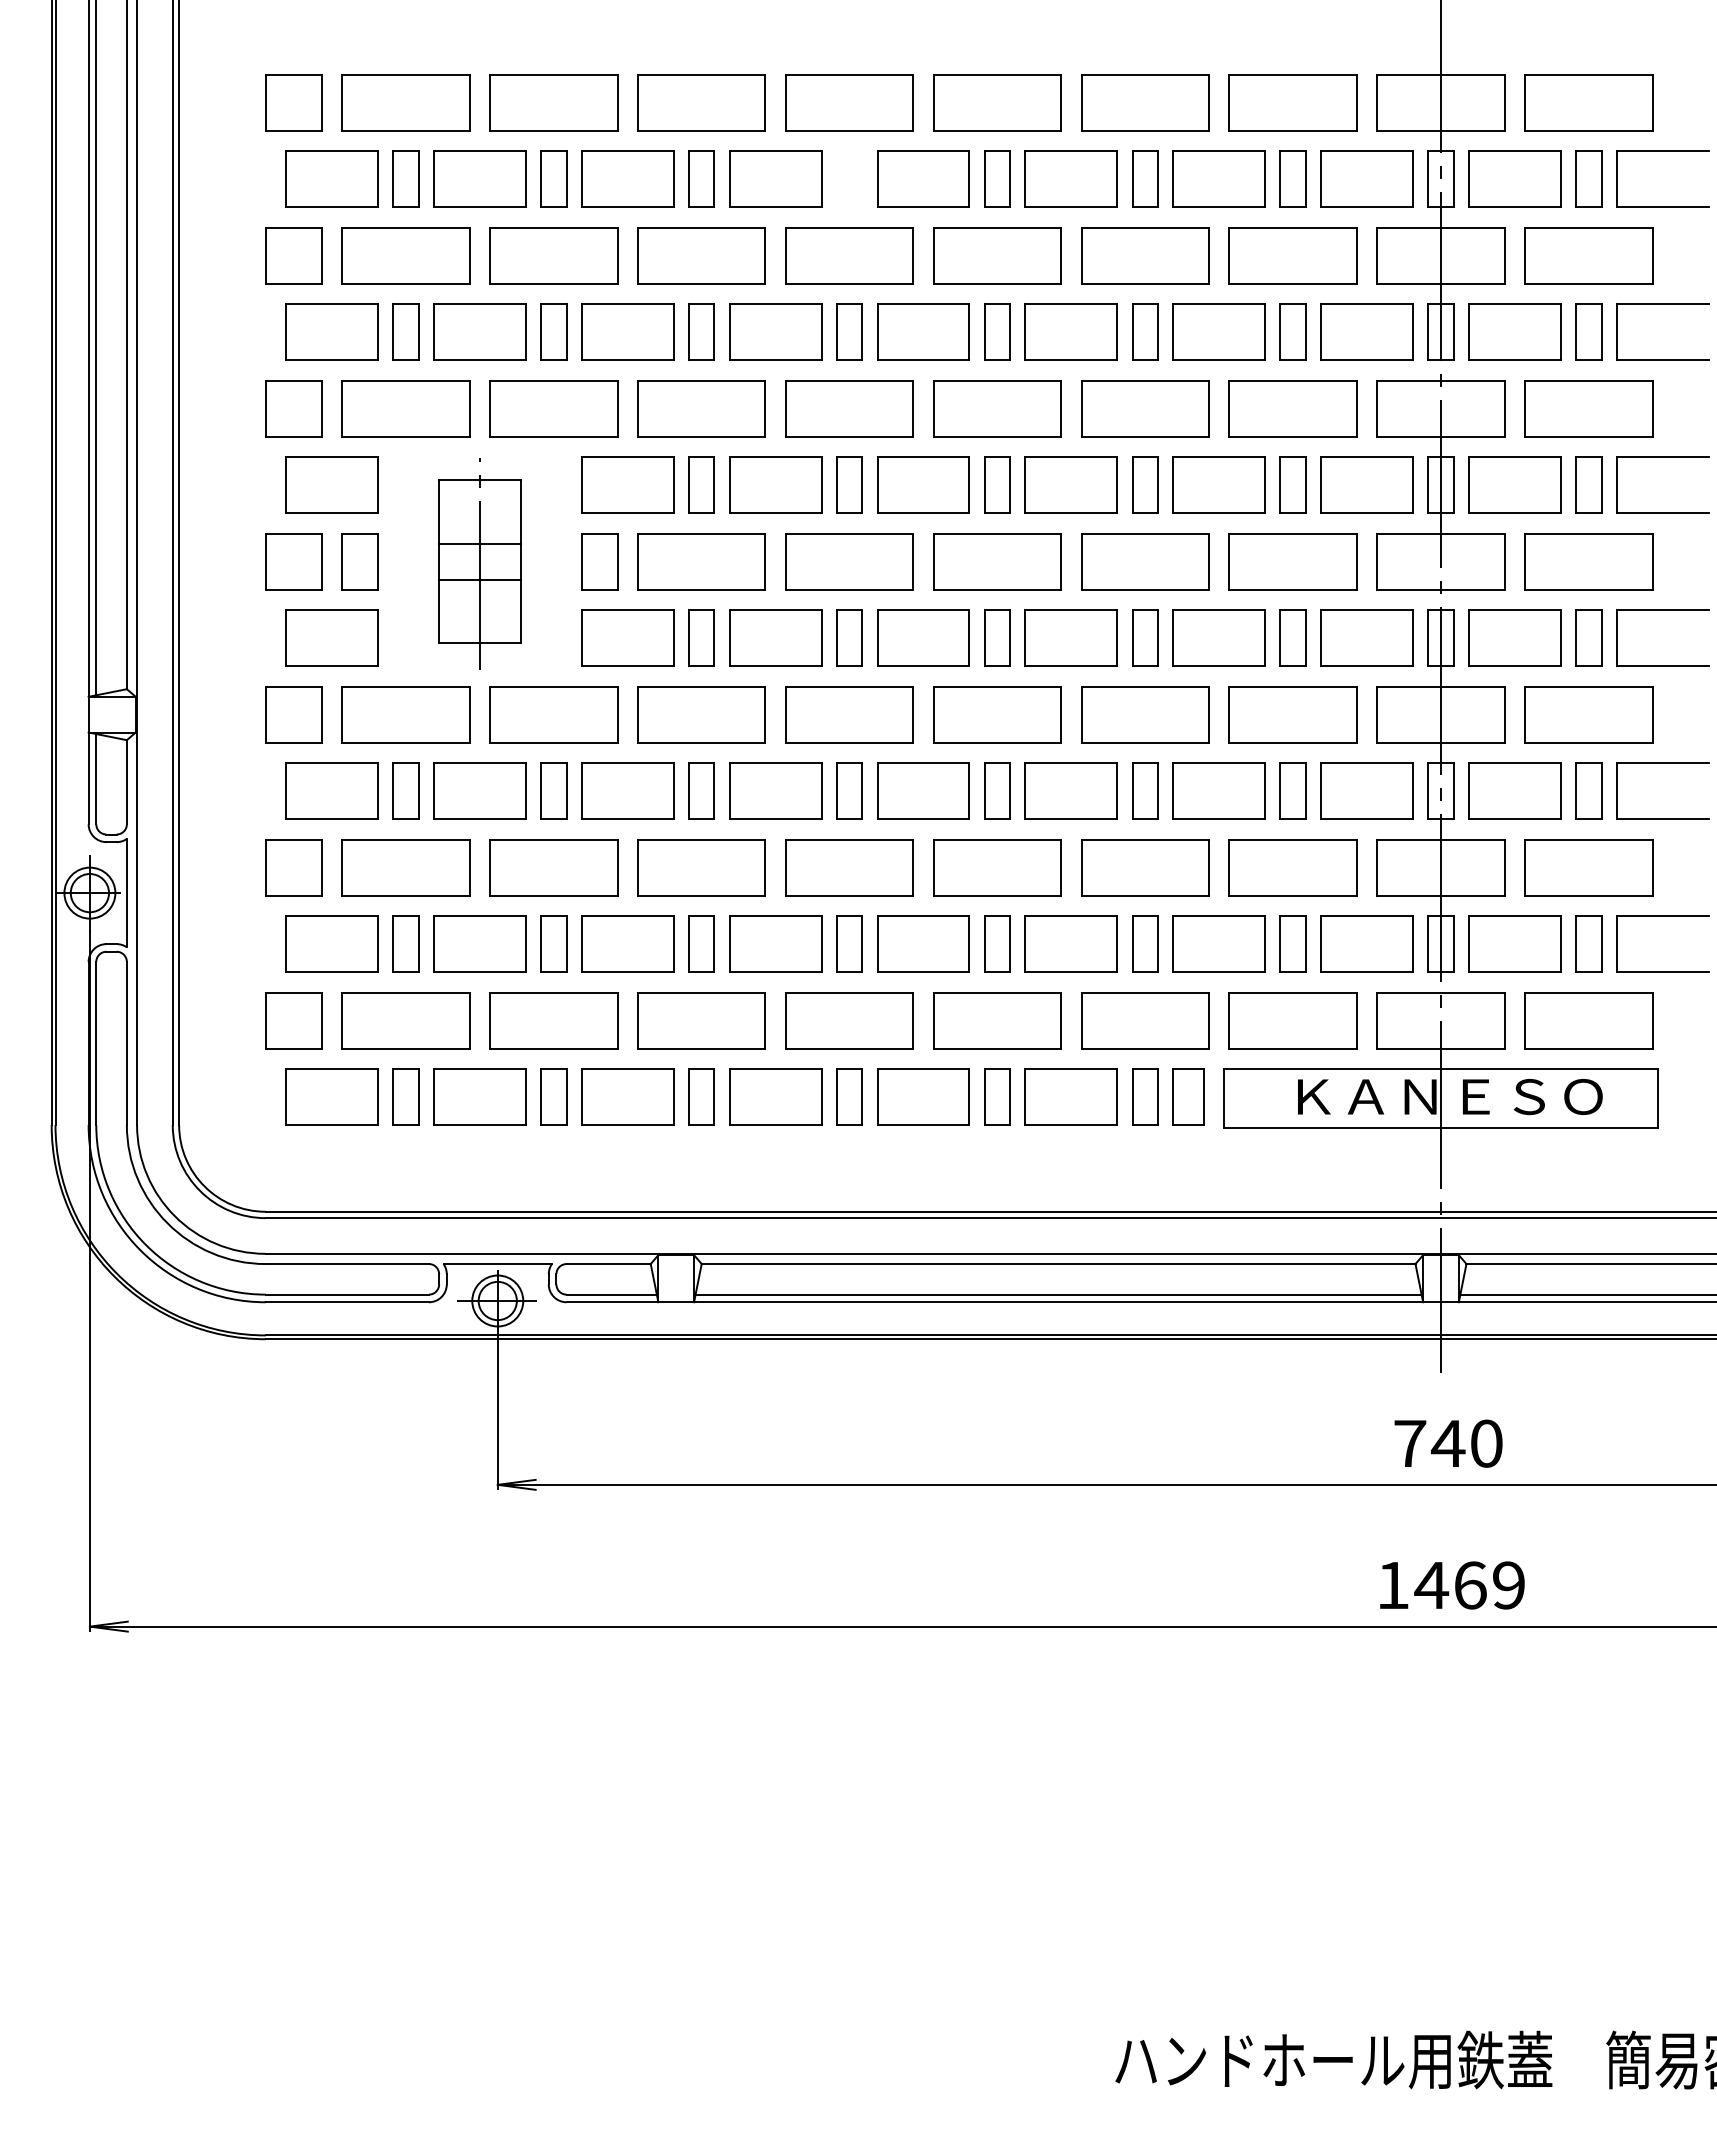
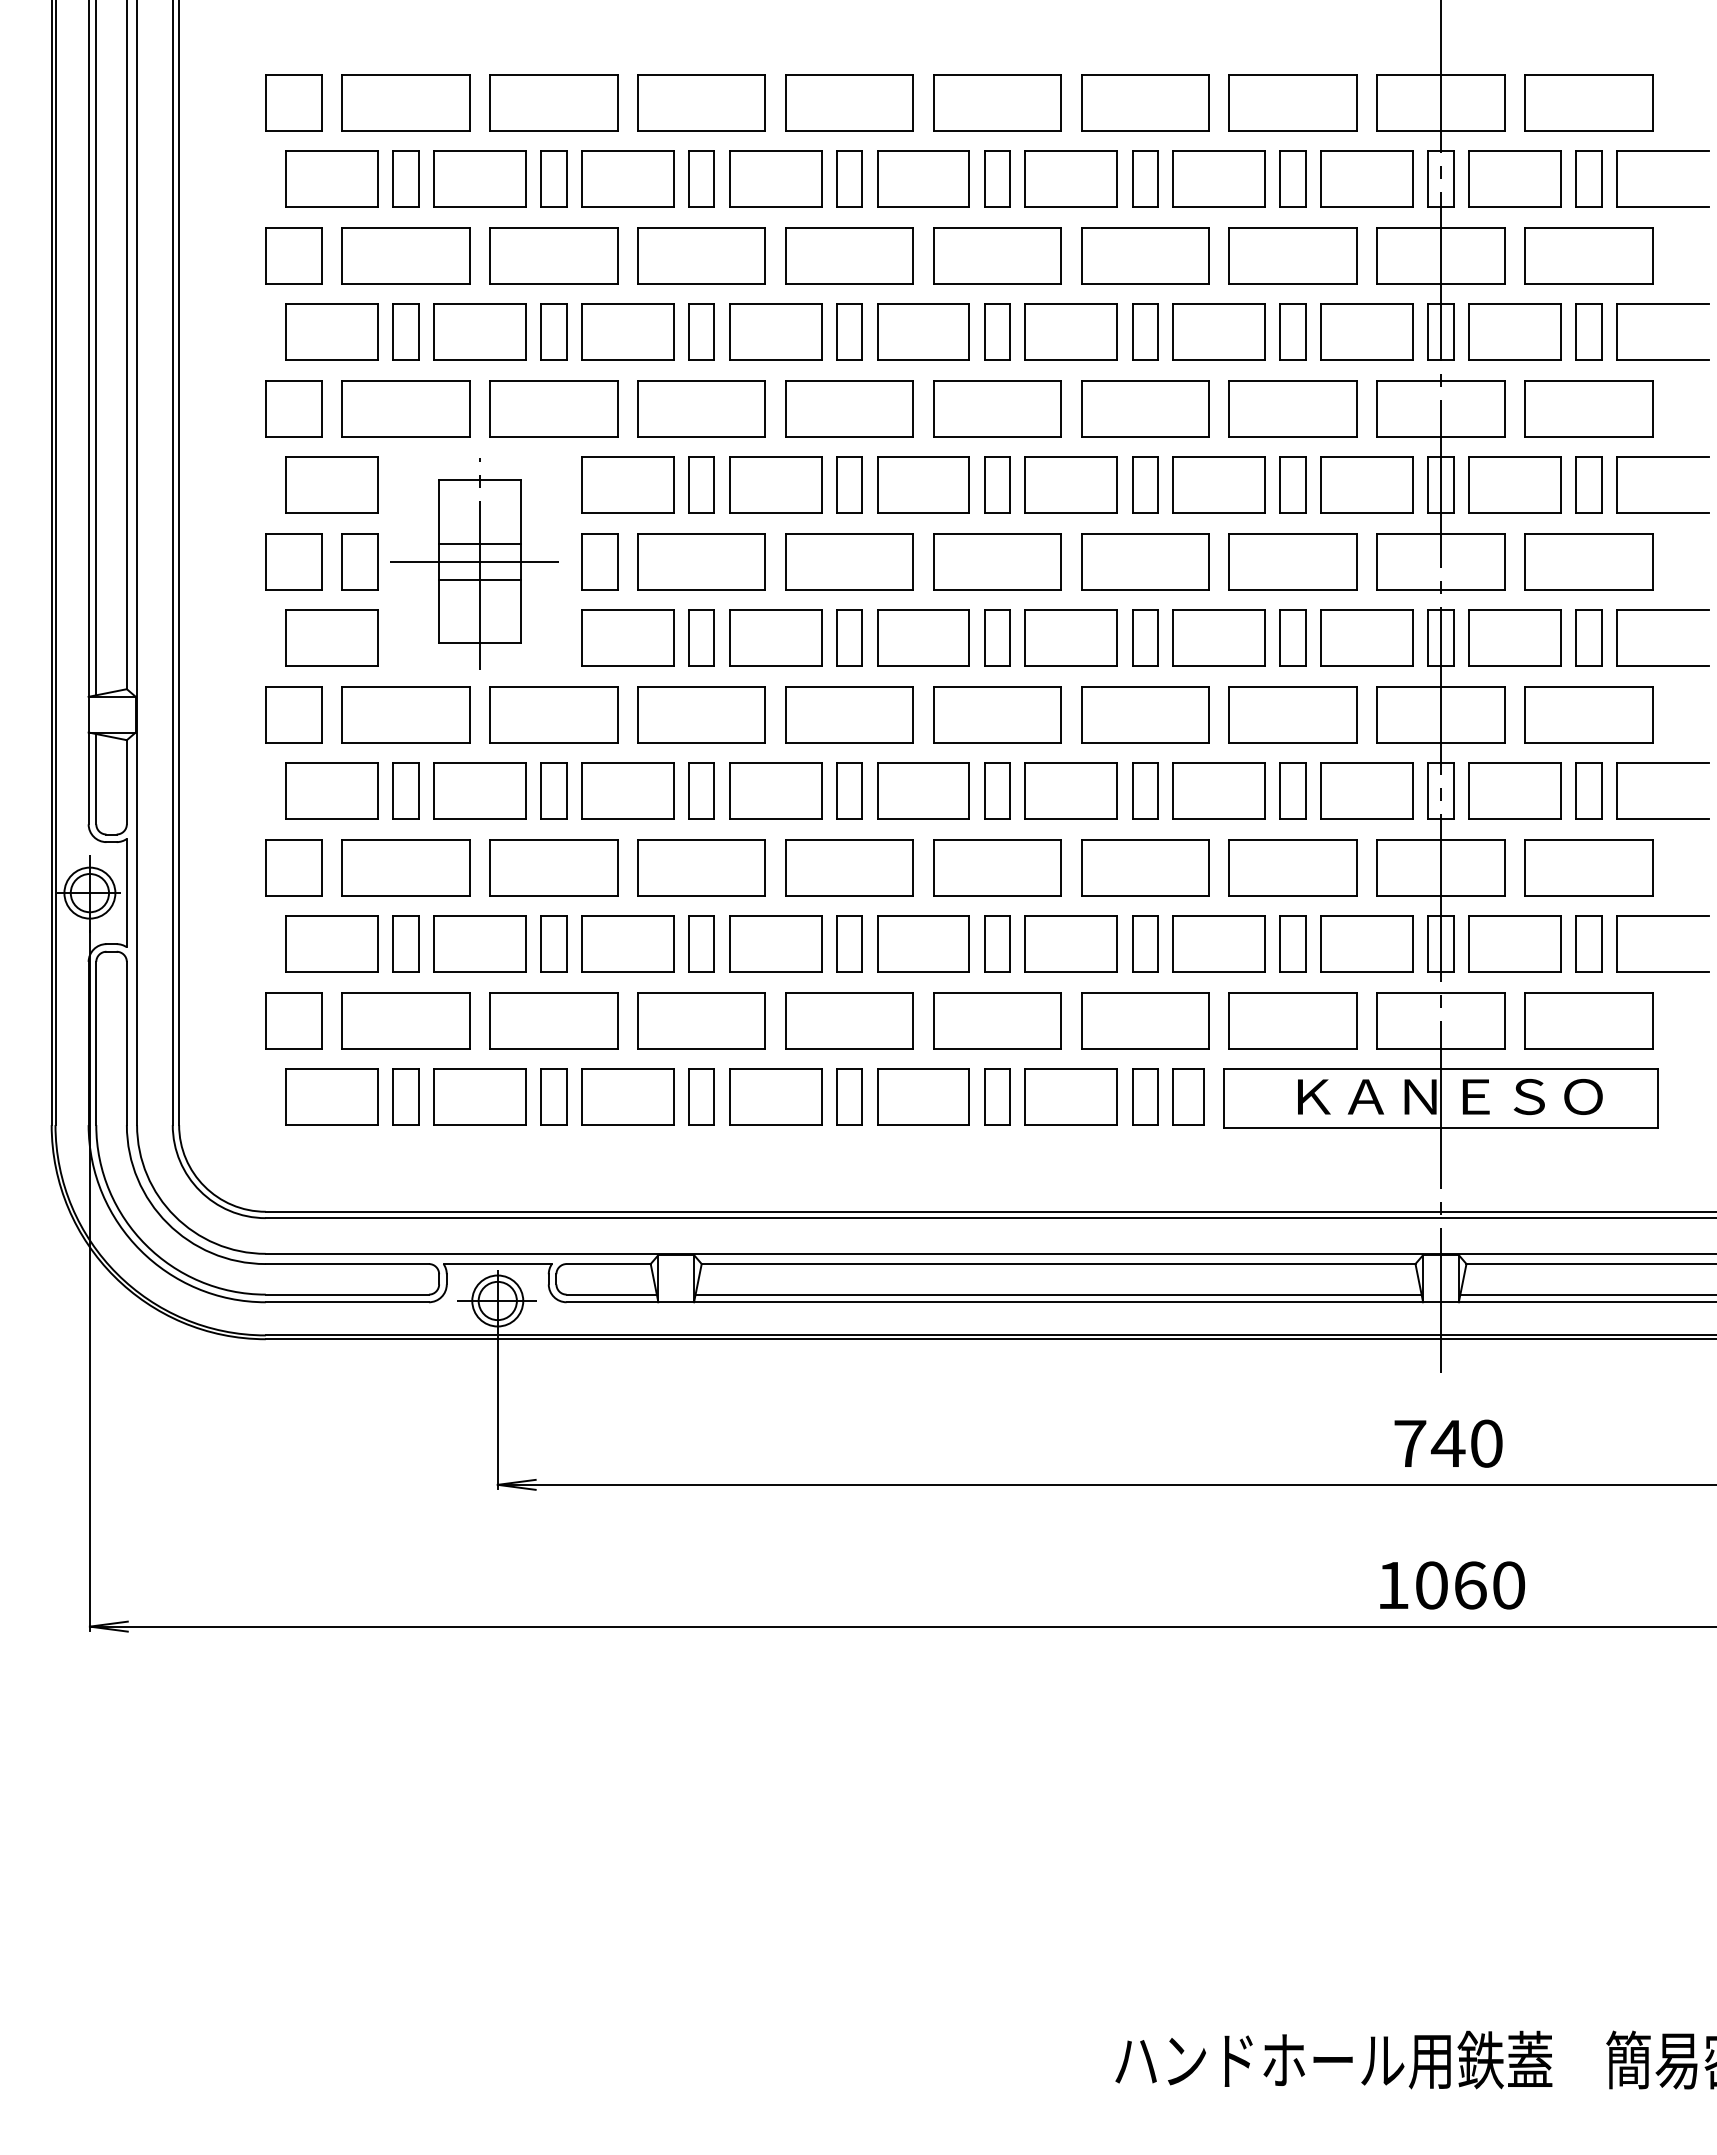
part: none -> present (849, 178)
line: none -> present (477, 561)
text: 1469 -> 1060 (1469, 1585)
